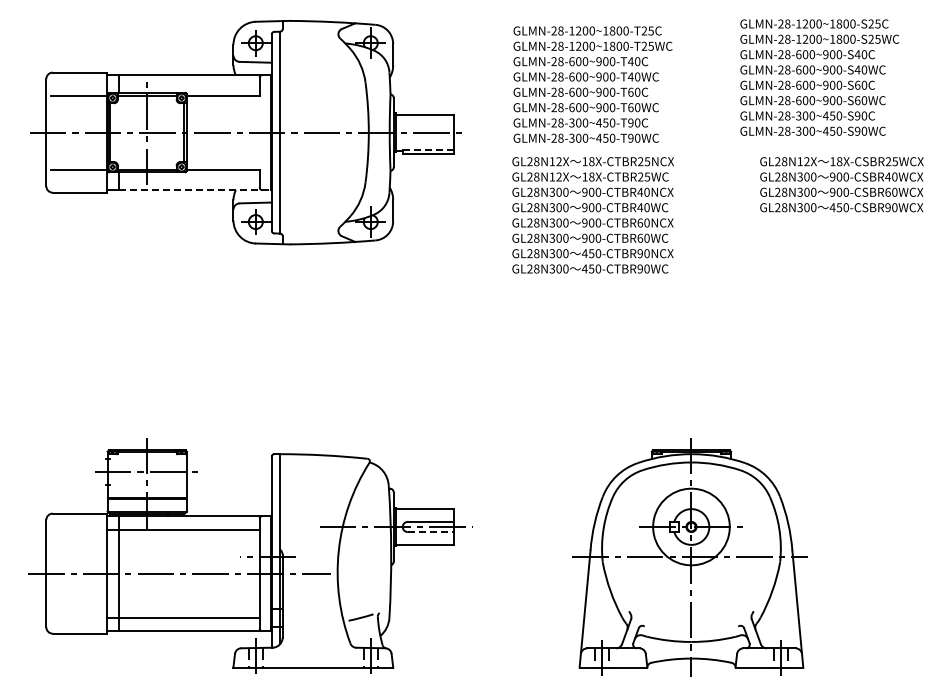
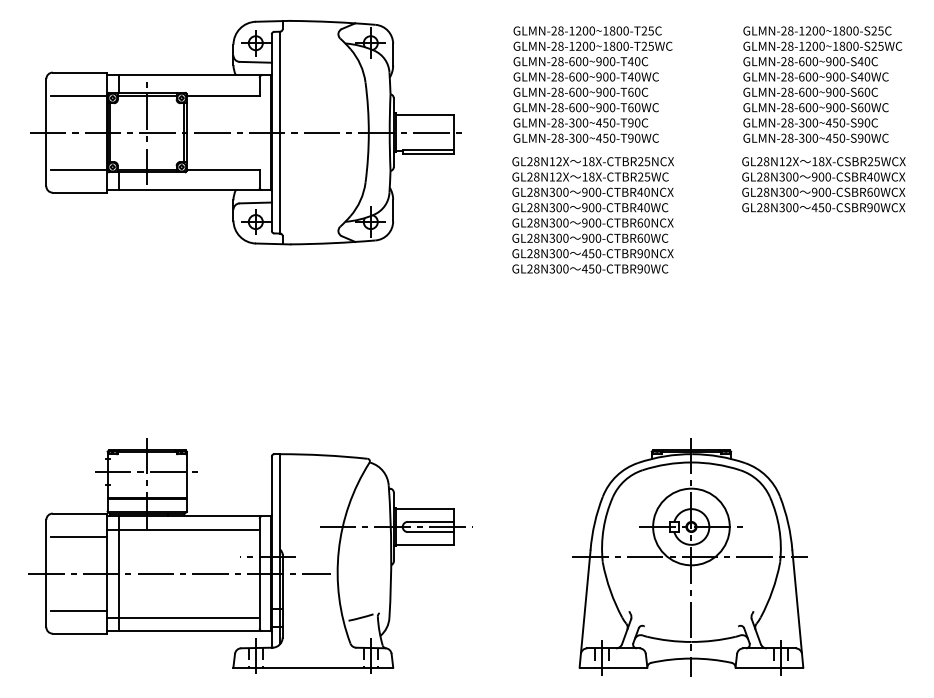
text position: (819, 77) -> (822, 84) (822, 84)
line: dashed -> solid (428, 149)
text position: (841, 184) -> (823, 184) (823, 184)
line: dashed -> solid (195, 190)
line: dashed -> solid (430, 532)
line: none -> present (78, 536)
line: none -> present (78, 610)
